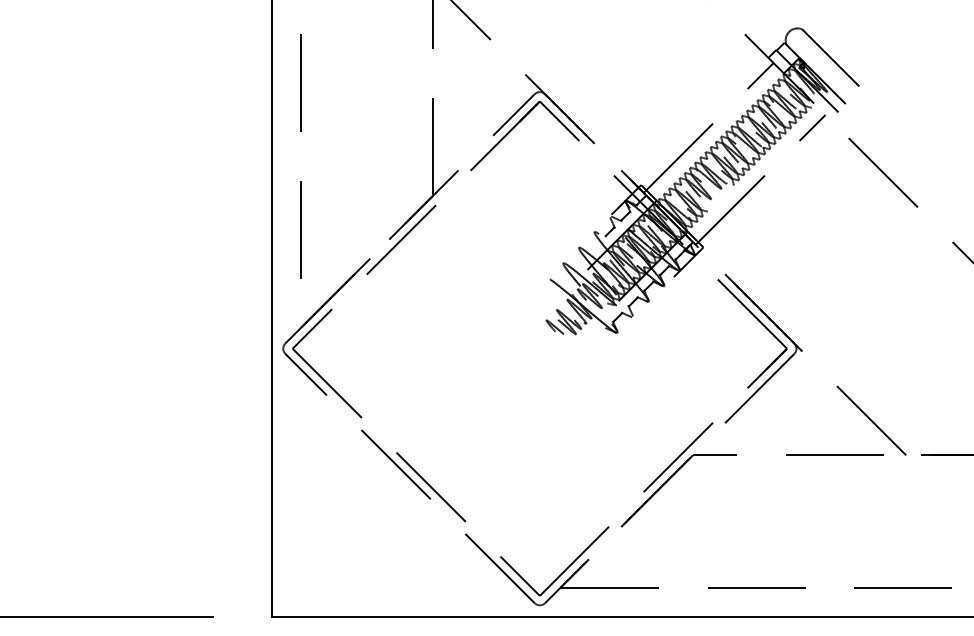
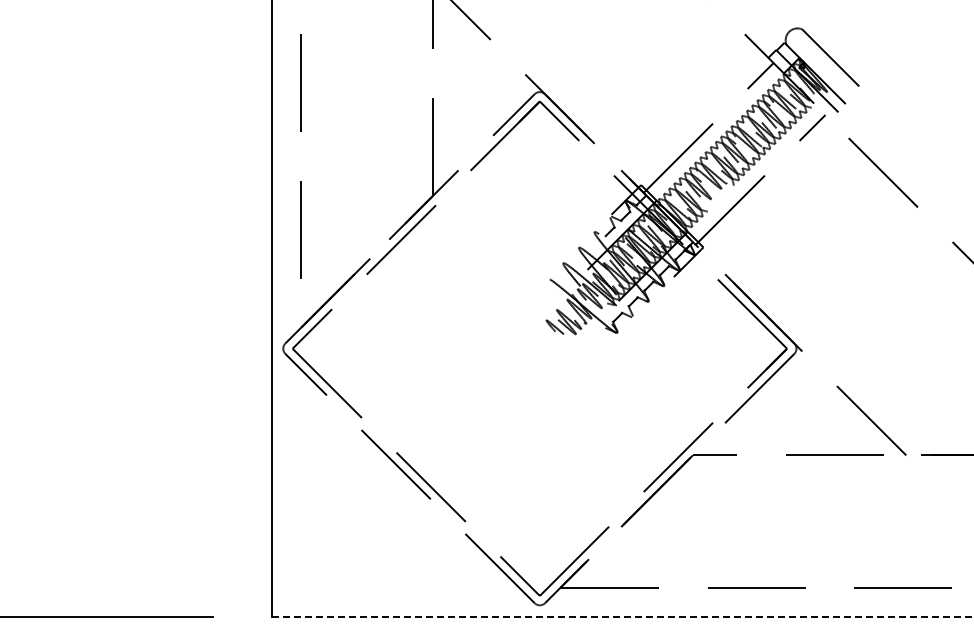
line: solid -> dashed (622, 617)
